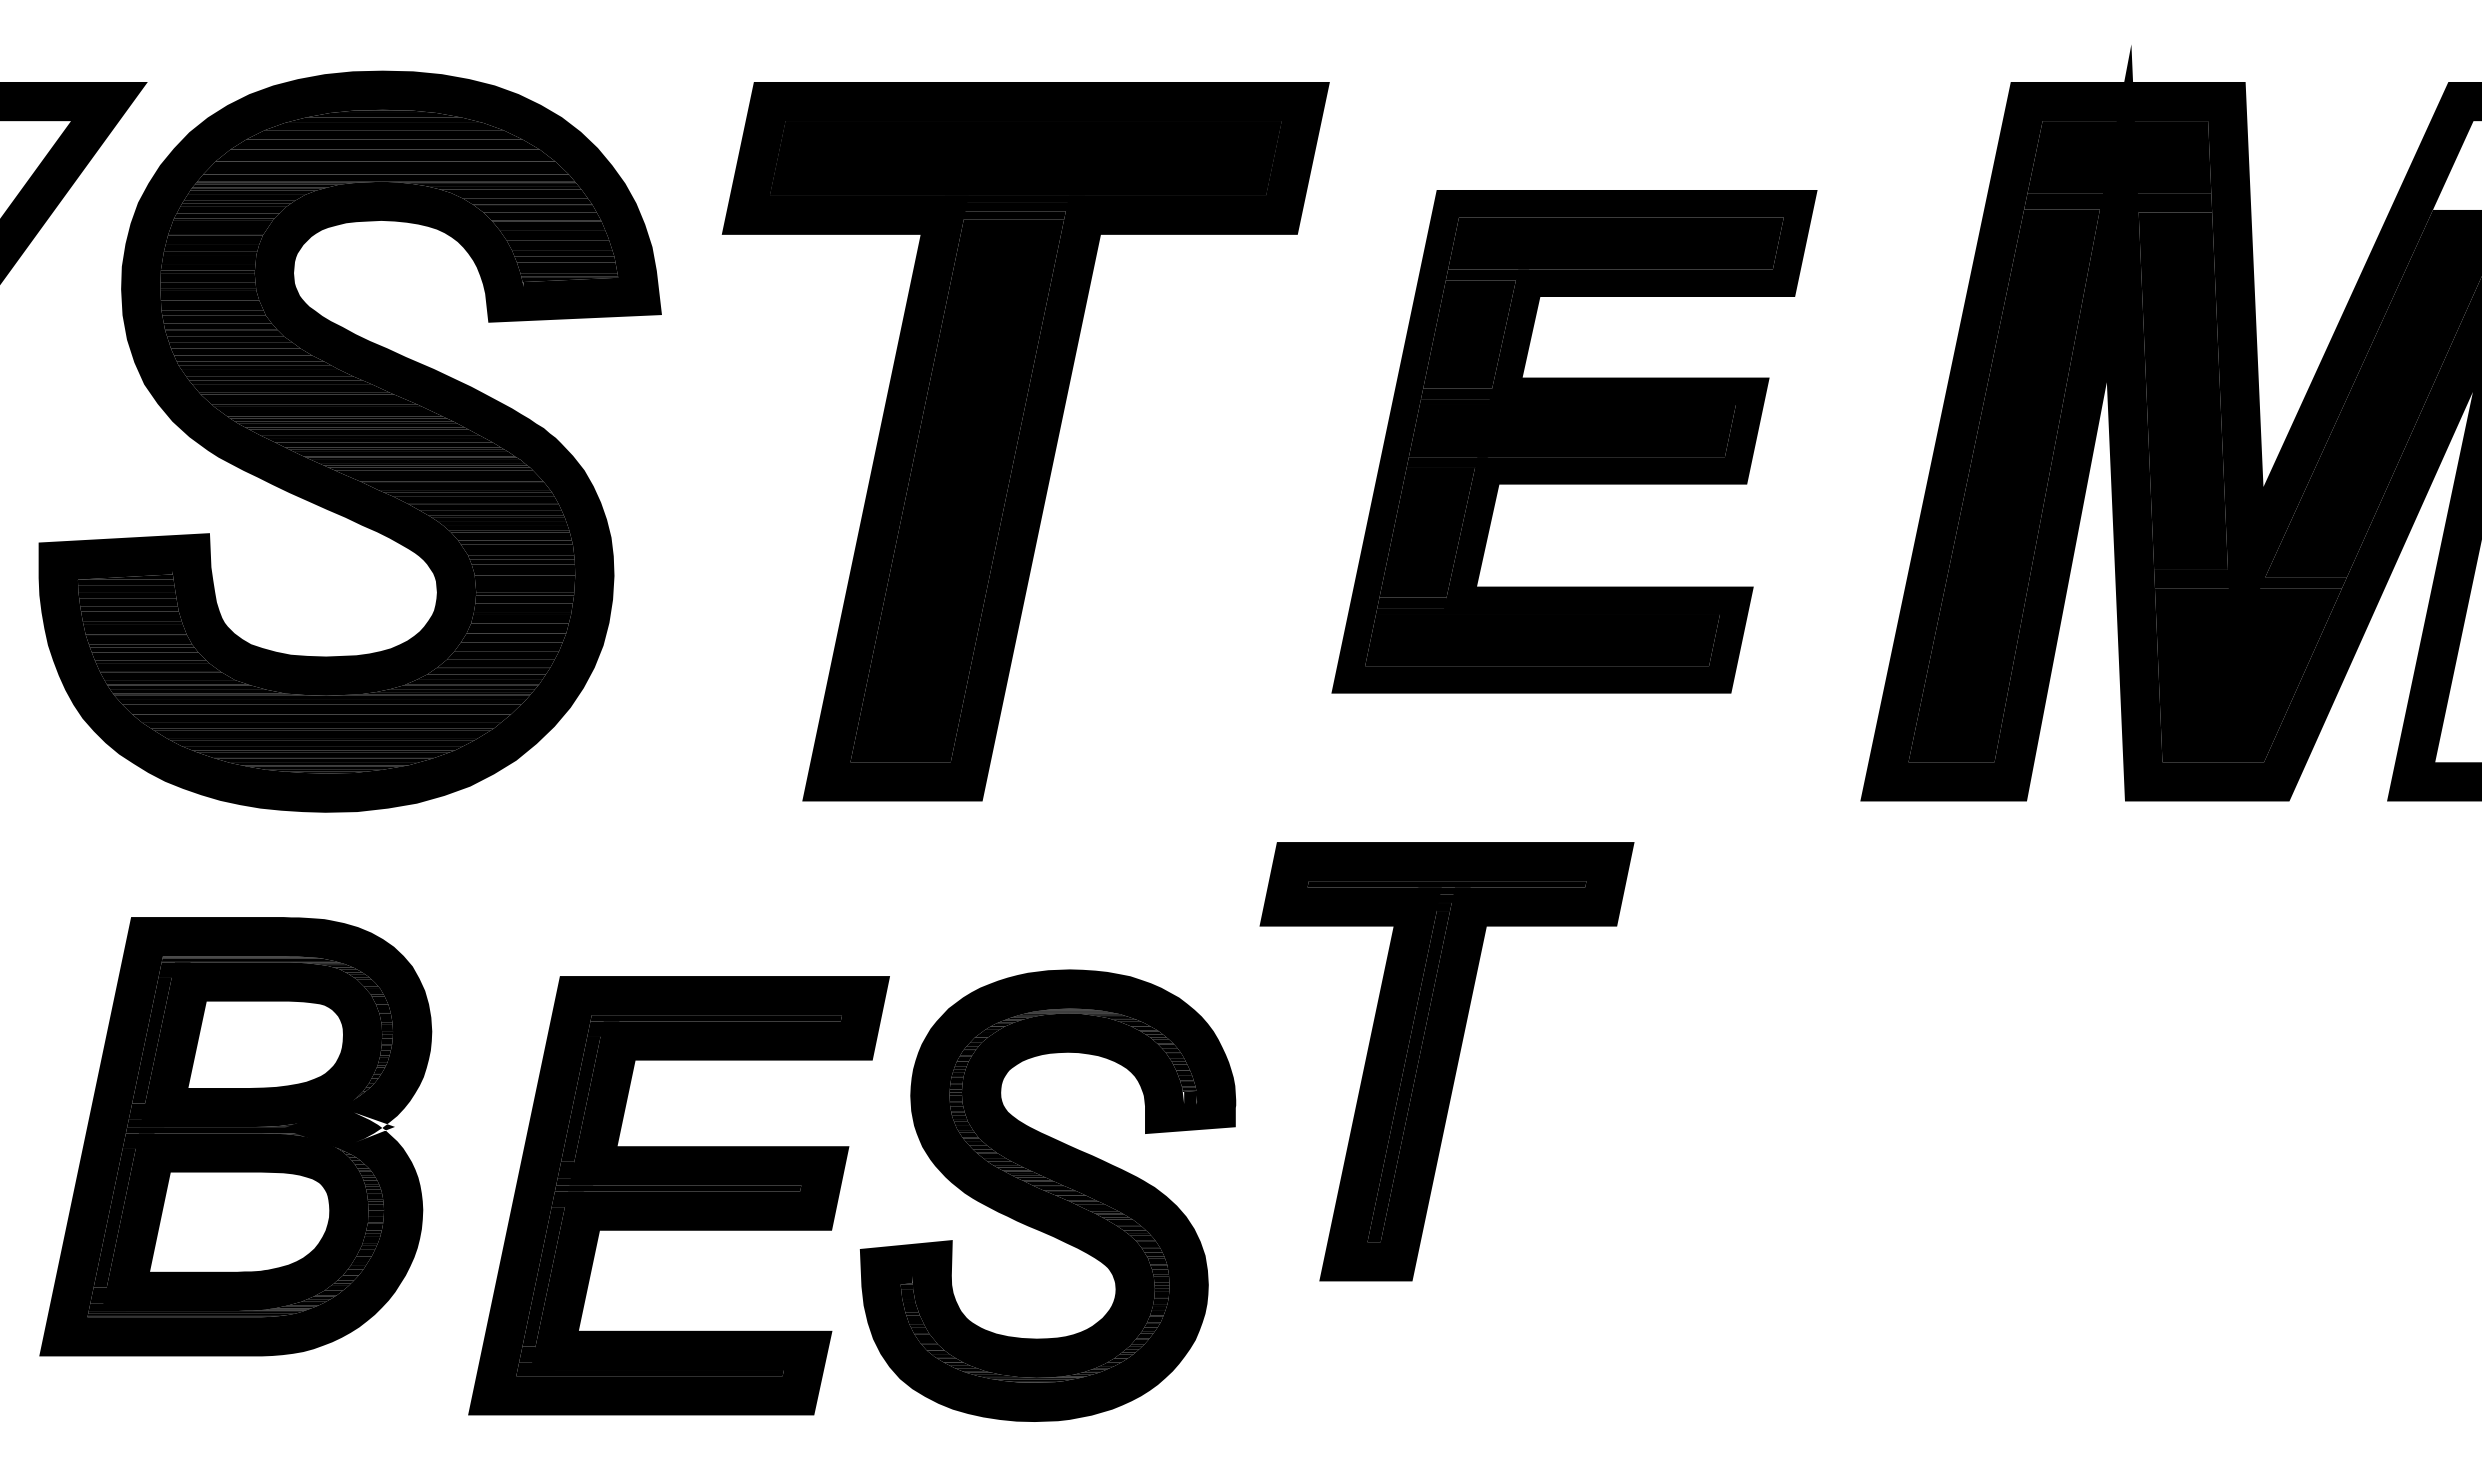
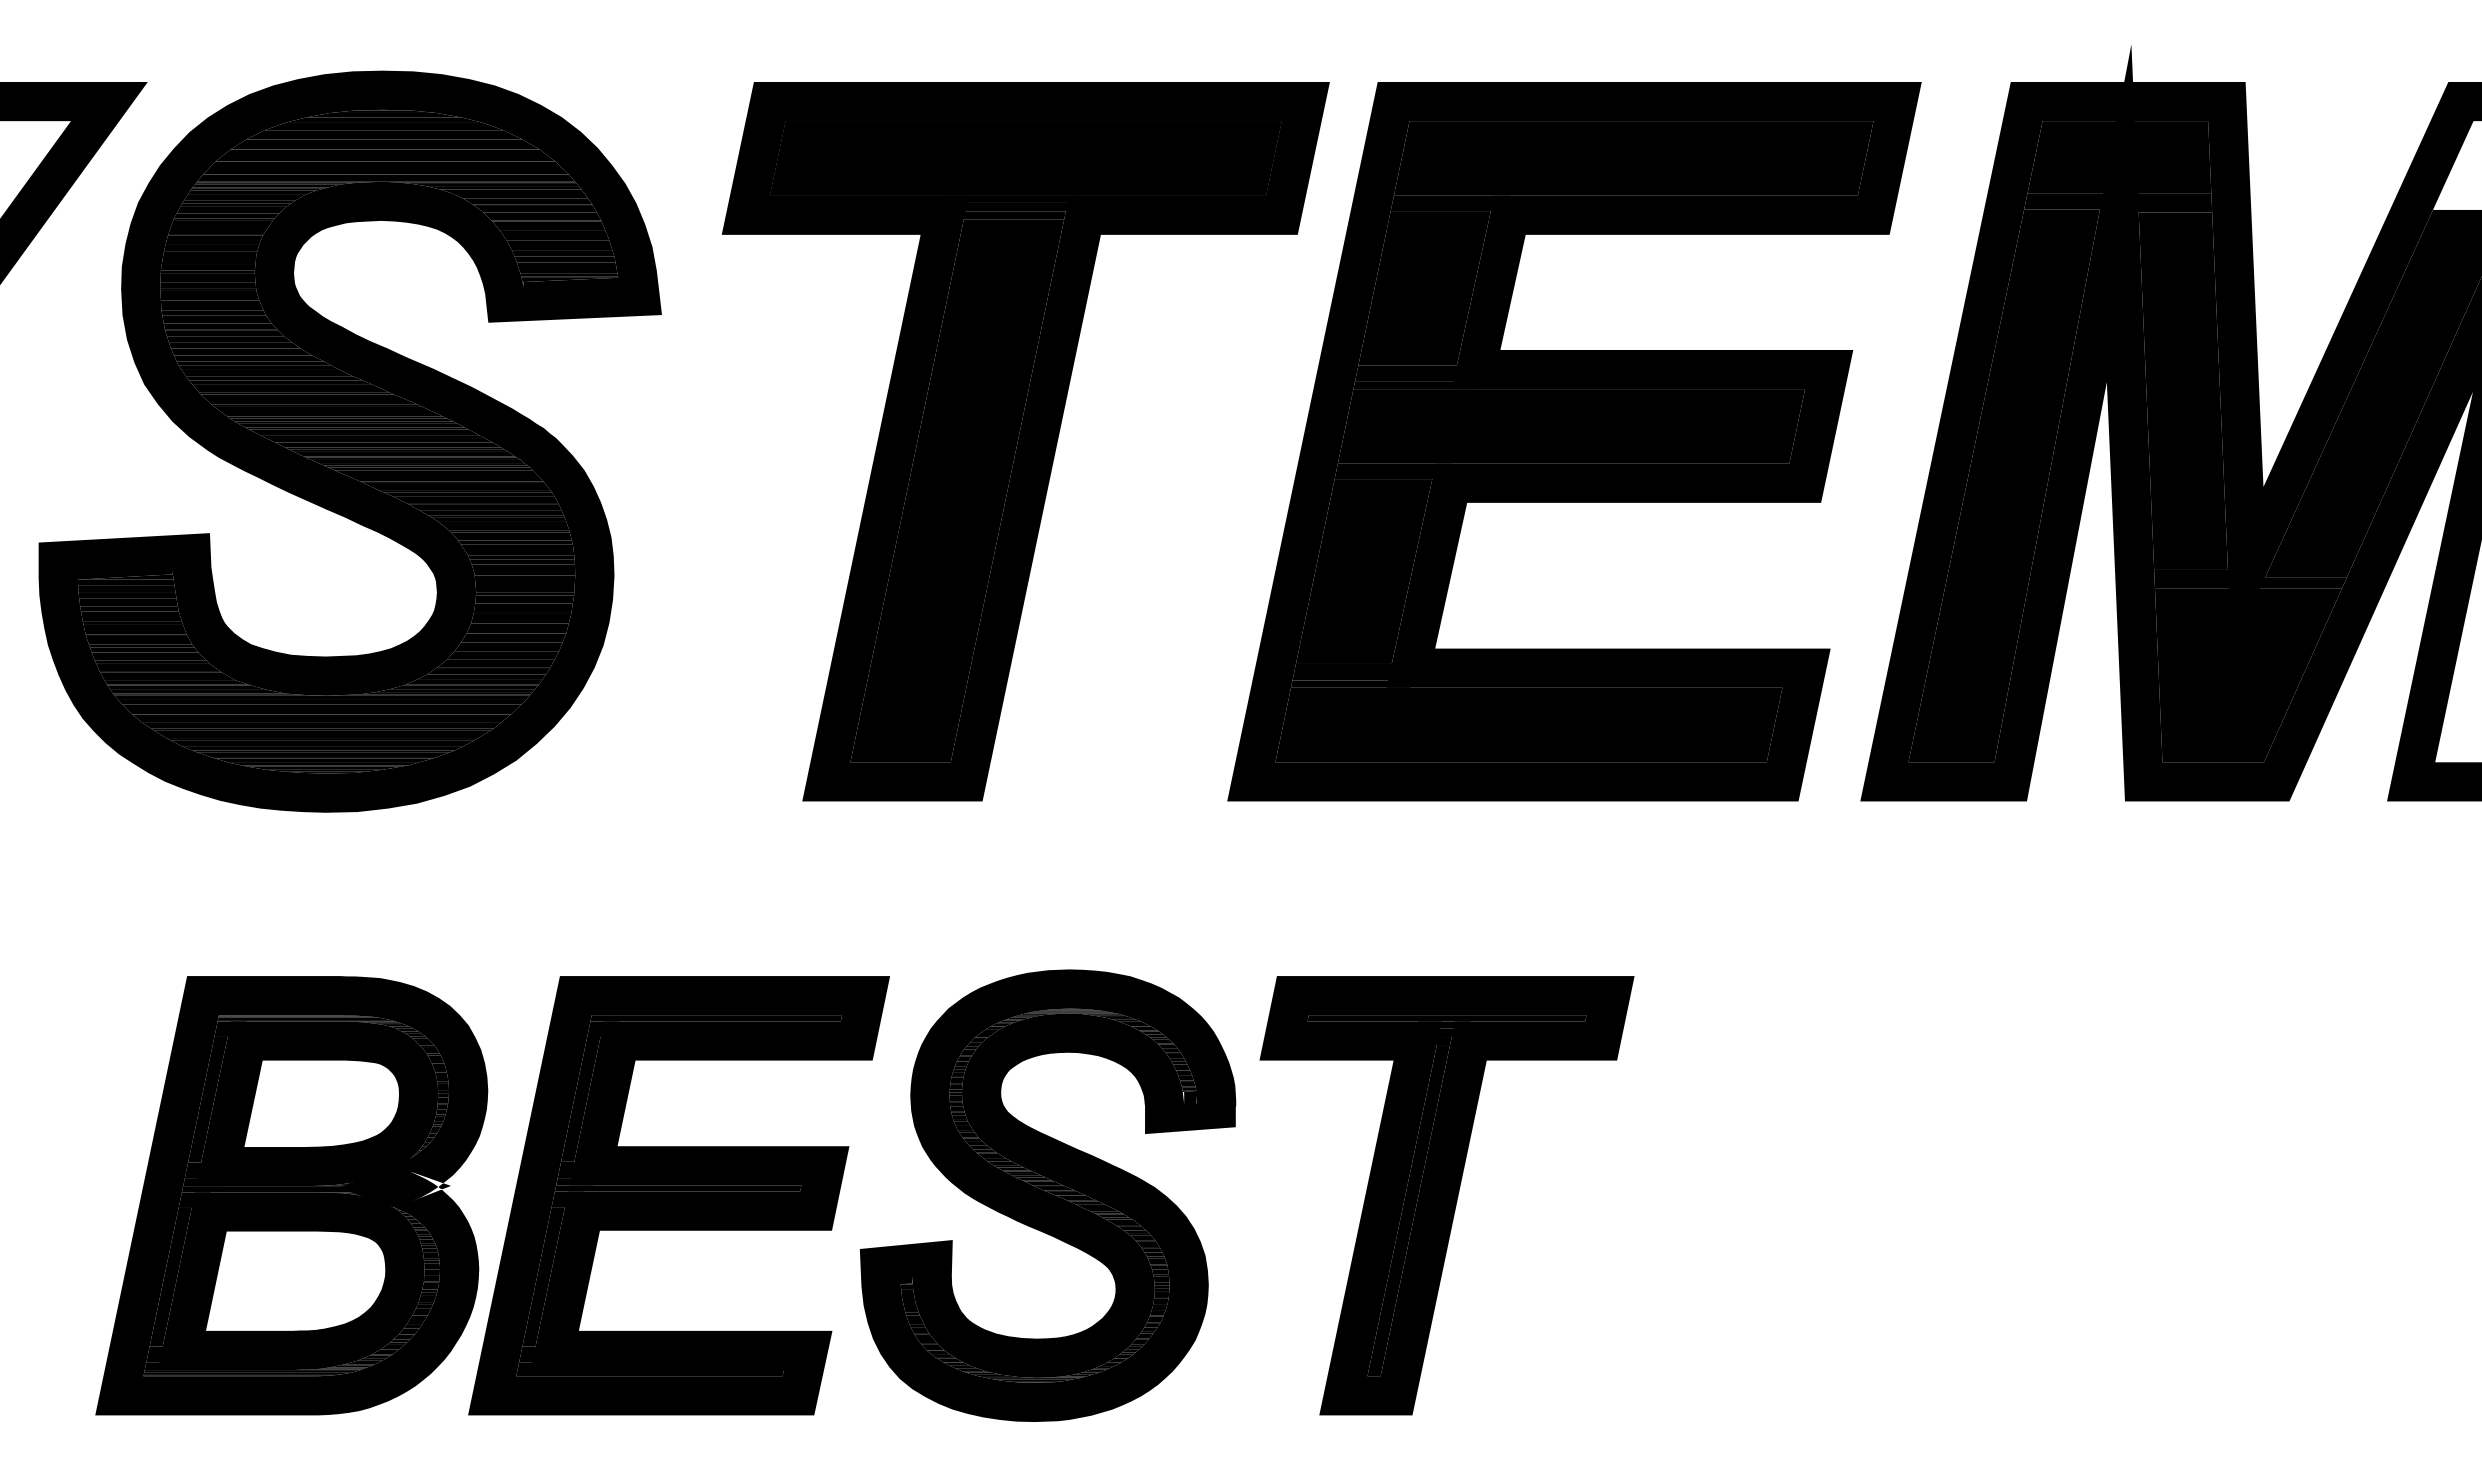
part size: 487x504 px -> 695x720 px (1574, 441)
part position: (1446, 1061) -> (1446, 1195) (1446, 1195)
part position: (235, 1136) -> (291, 1195) (291, 1195)
